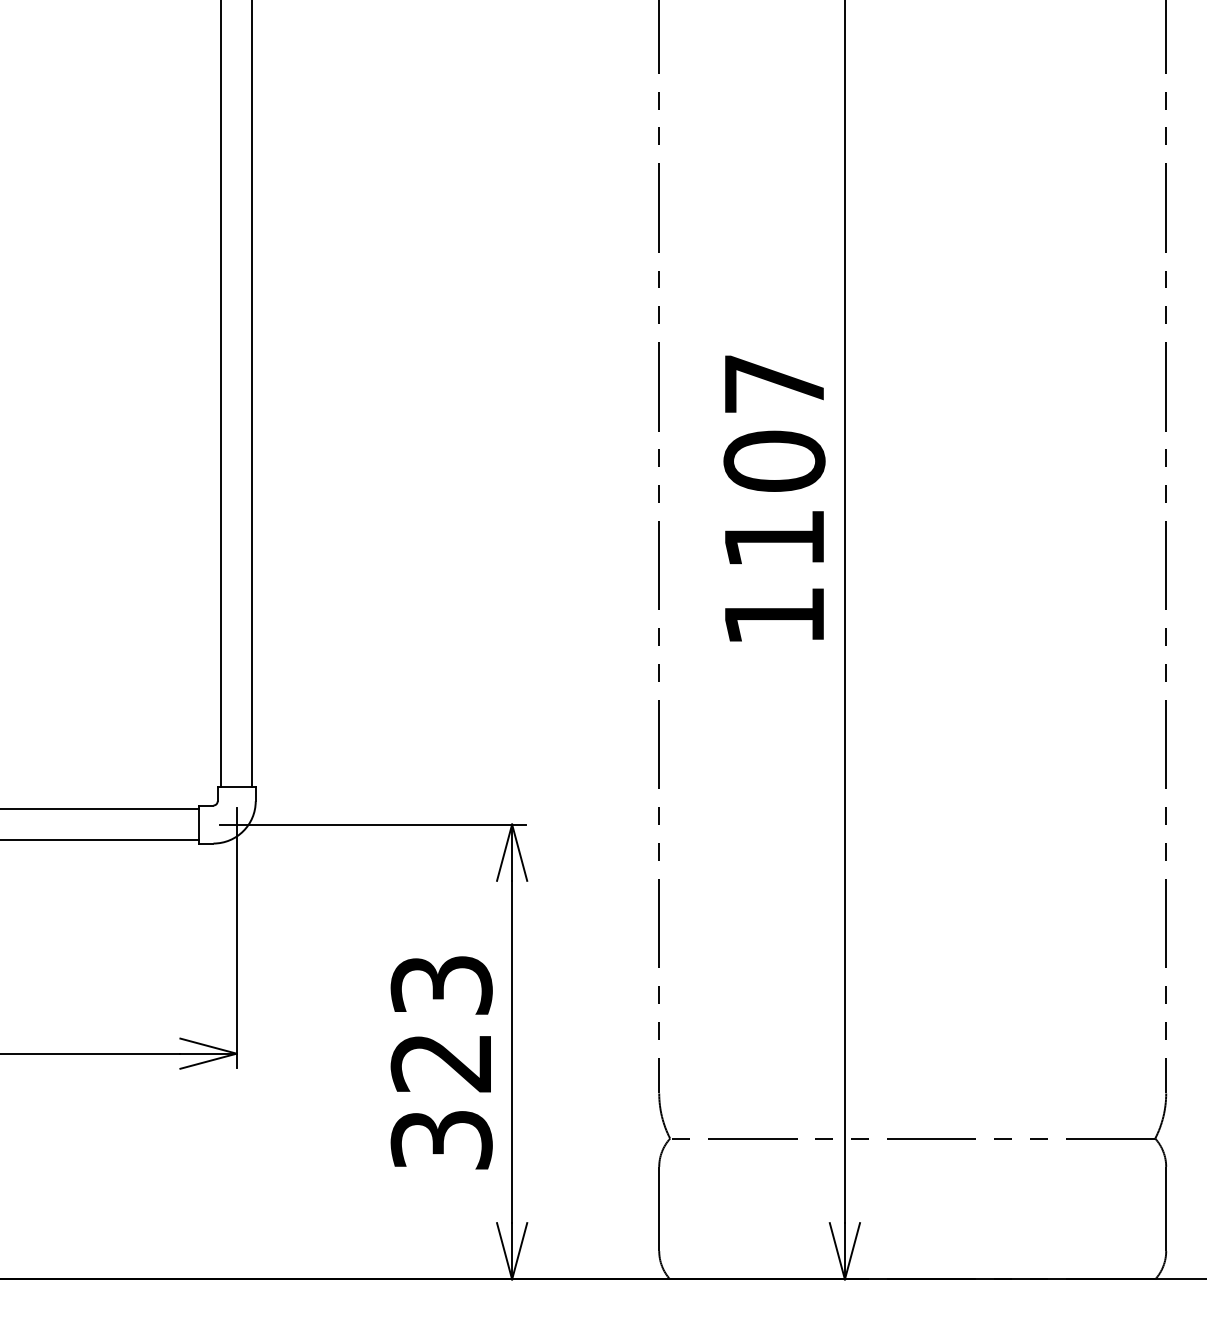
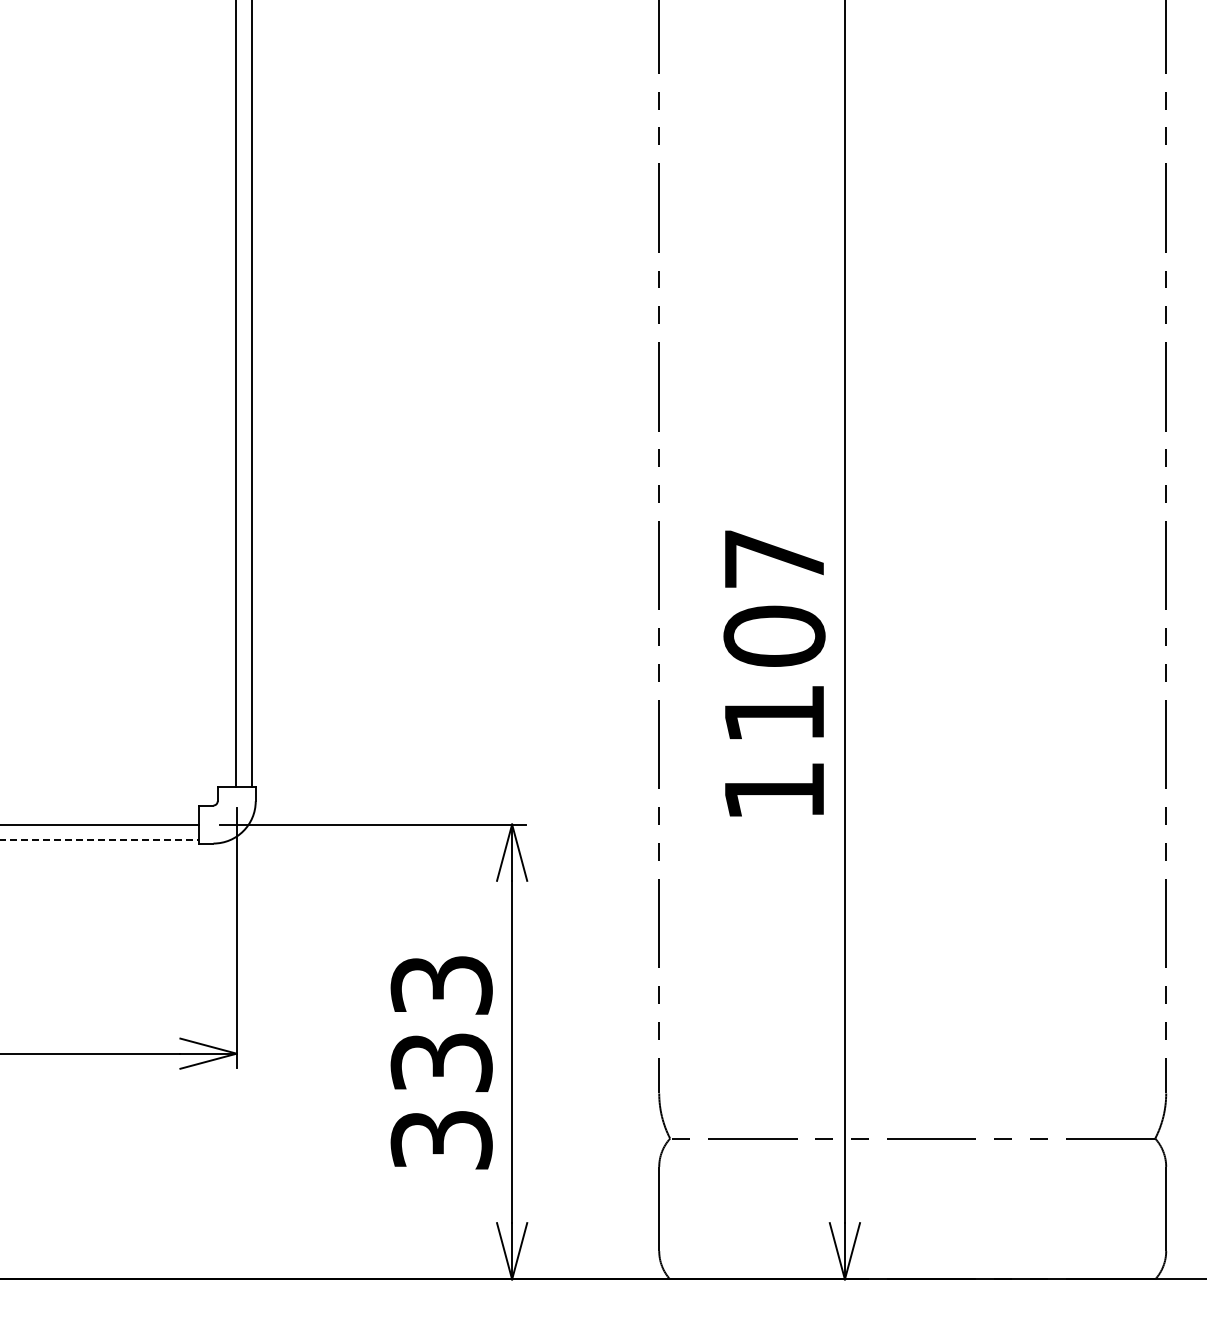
line position: (221, 394) -> (236, 394) (236, 394)
text position: (774, 498) -> (774, 673) (774, 673)
line position: (100, 809) -> (100, 825) (100, 825)
line: solid -> dashed (99, 839)
text: 323 -> 333 (441, 1062)
